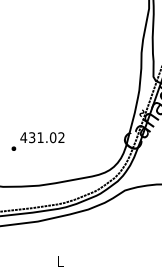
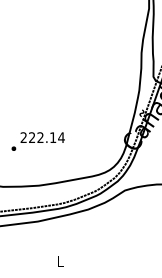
text: 431.02 -> 222.14 (42, 137)
